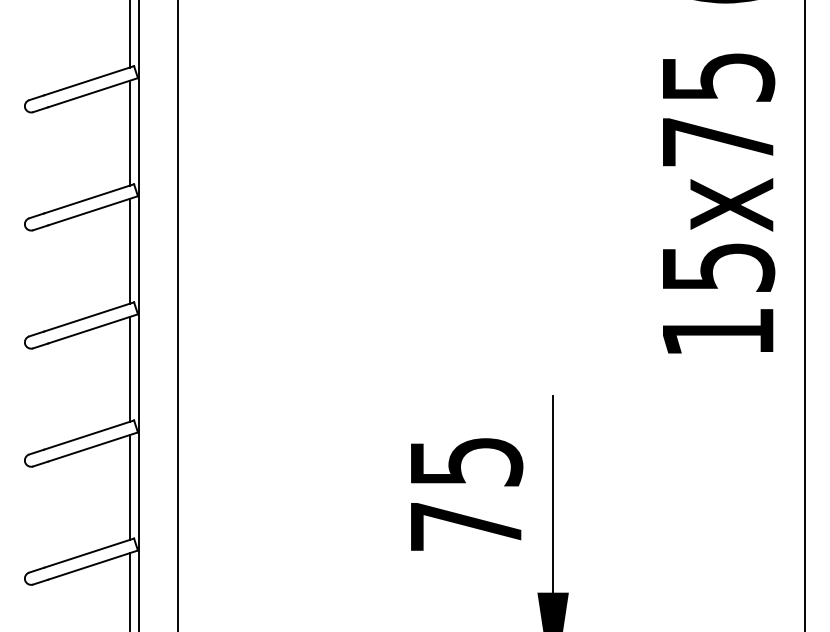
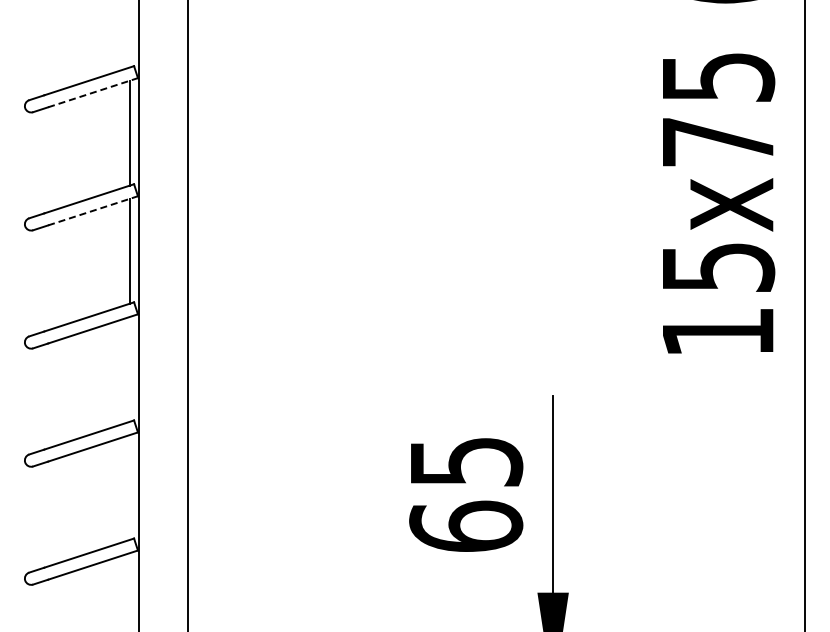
line: present -> none (129, 34)
line: solid -> dashed (93, 92)
line: solid -> dashed (93, 210)
line position: (178, 315) -> (188, 315) (188, 315)
line: present -> none (129, 369)
line: present -> none (129, 487)
text: 75 -> 65 (466, 525)
line: present -> none (129, 590)
